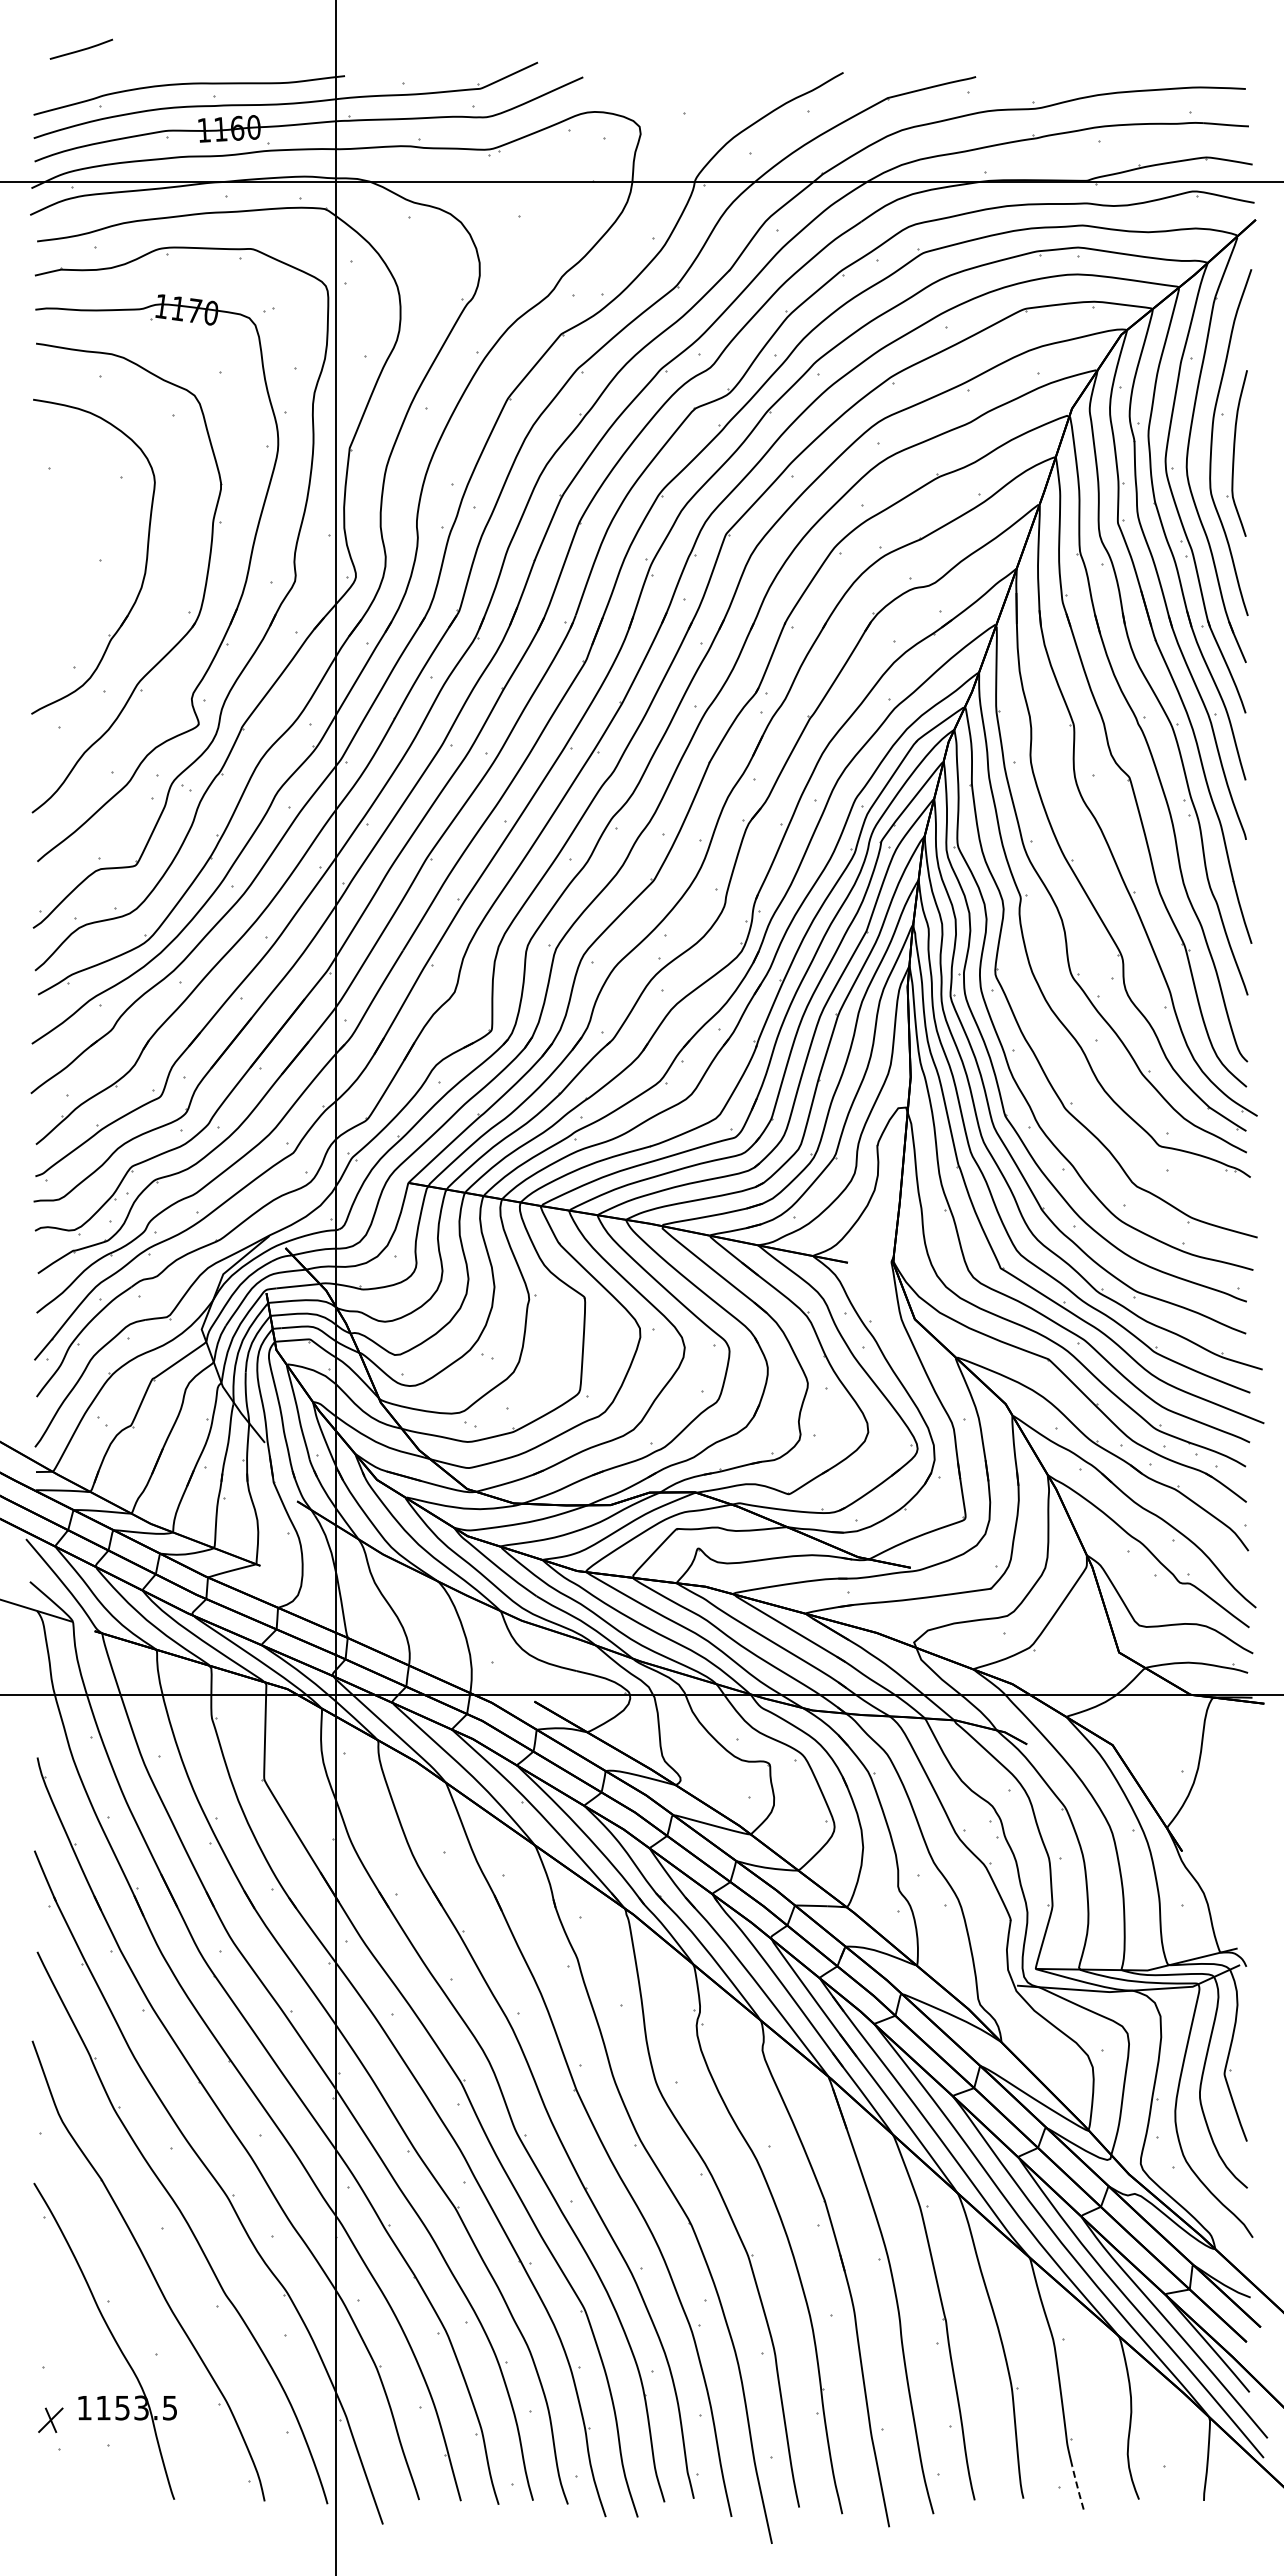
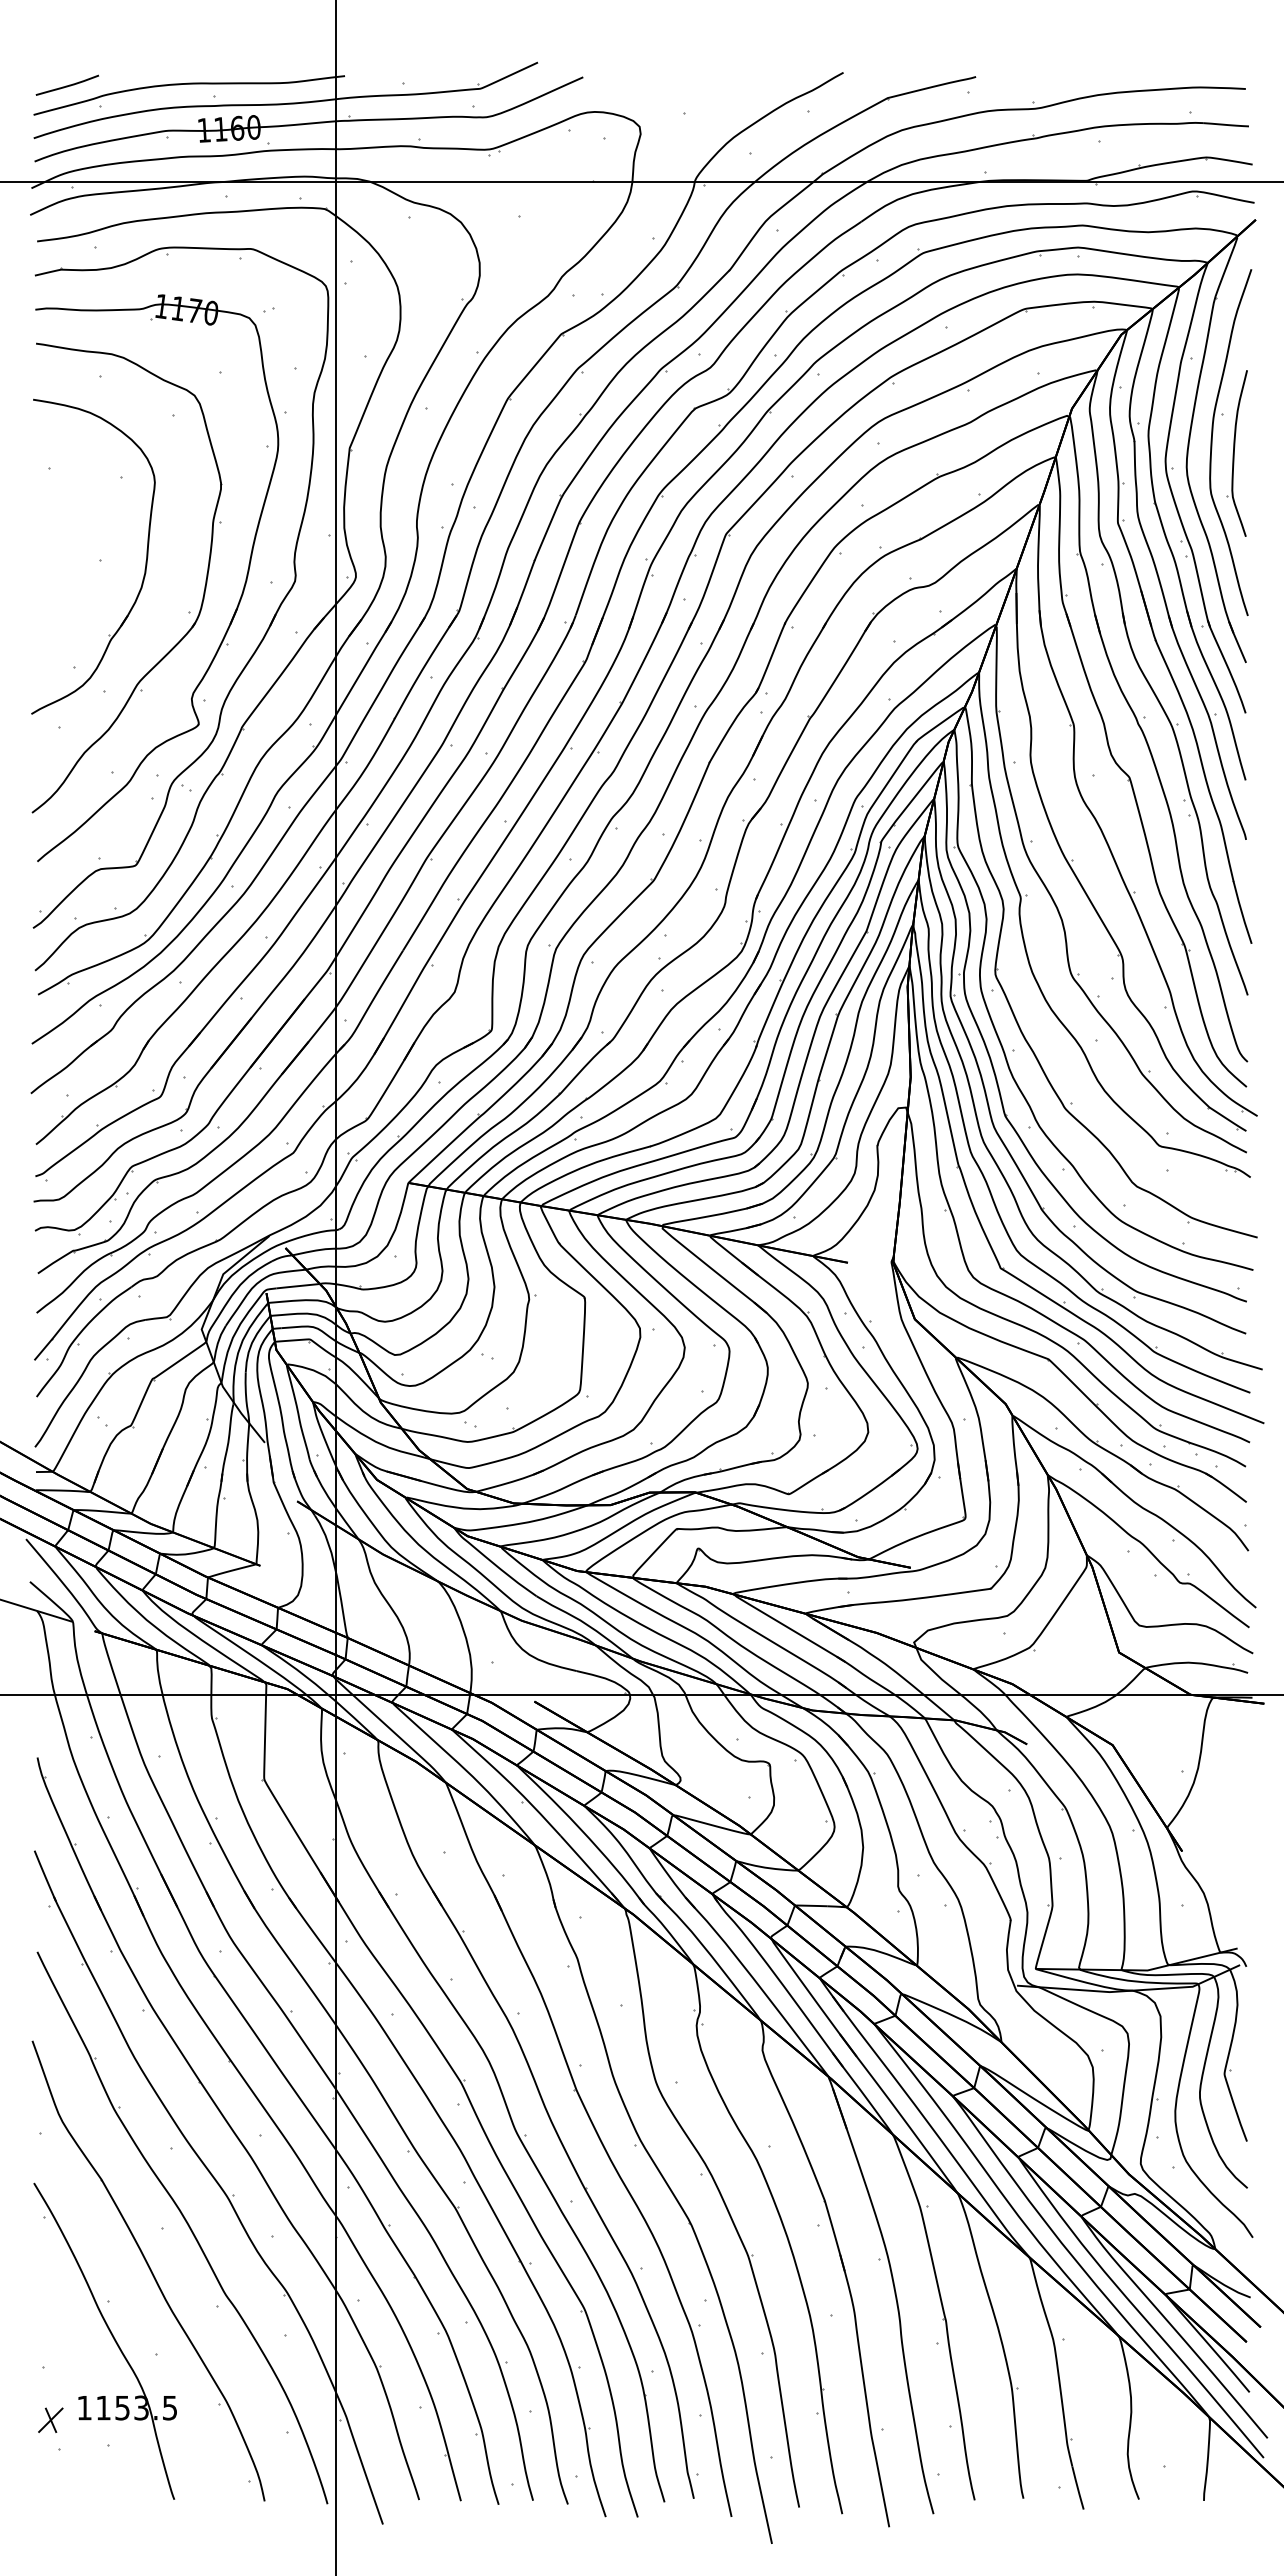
curve position: (81, 49) -> (67, 85) (67, 85)
line: dashed -> solid (1077, 2488)
